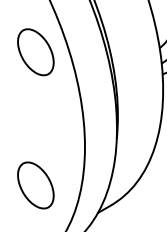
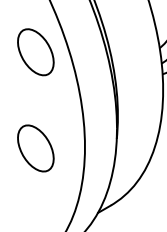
part position: (35, 185) -> (35, 148) (35, 148)
